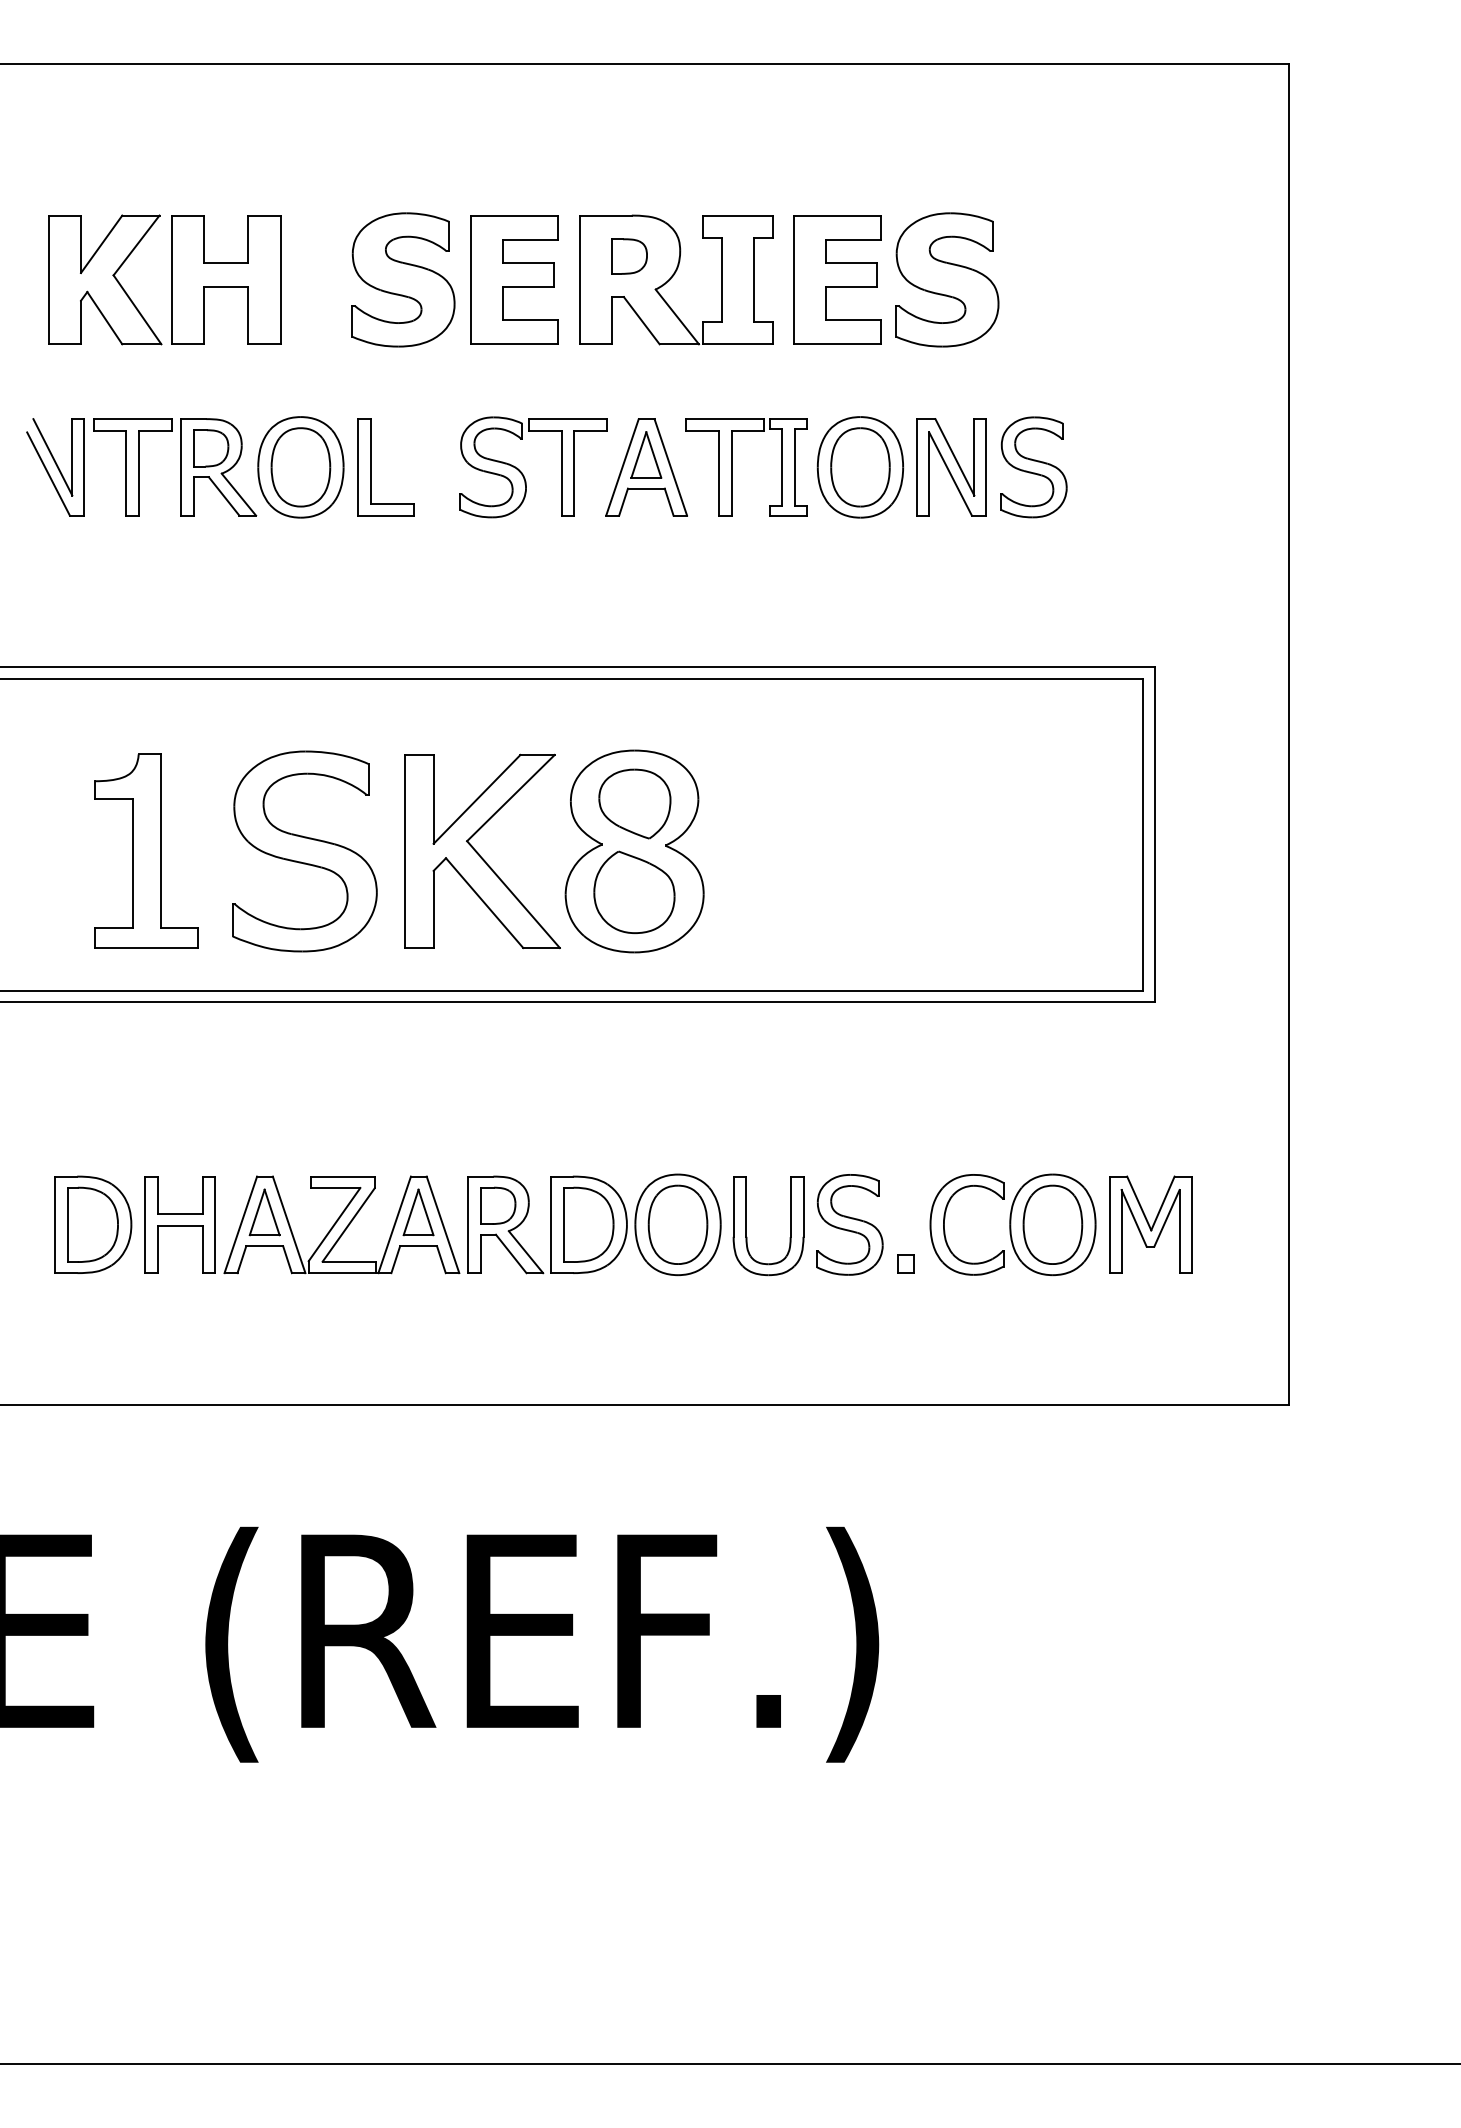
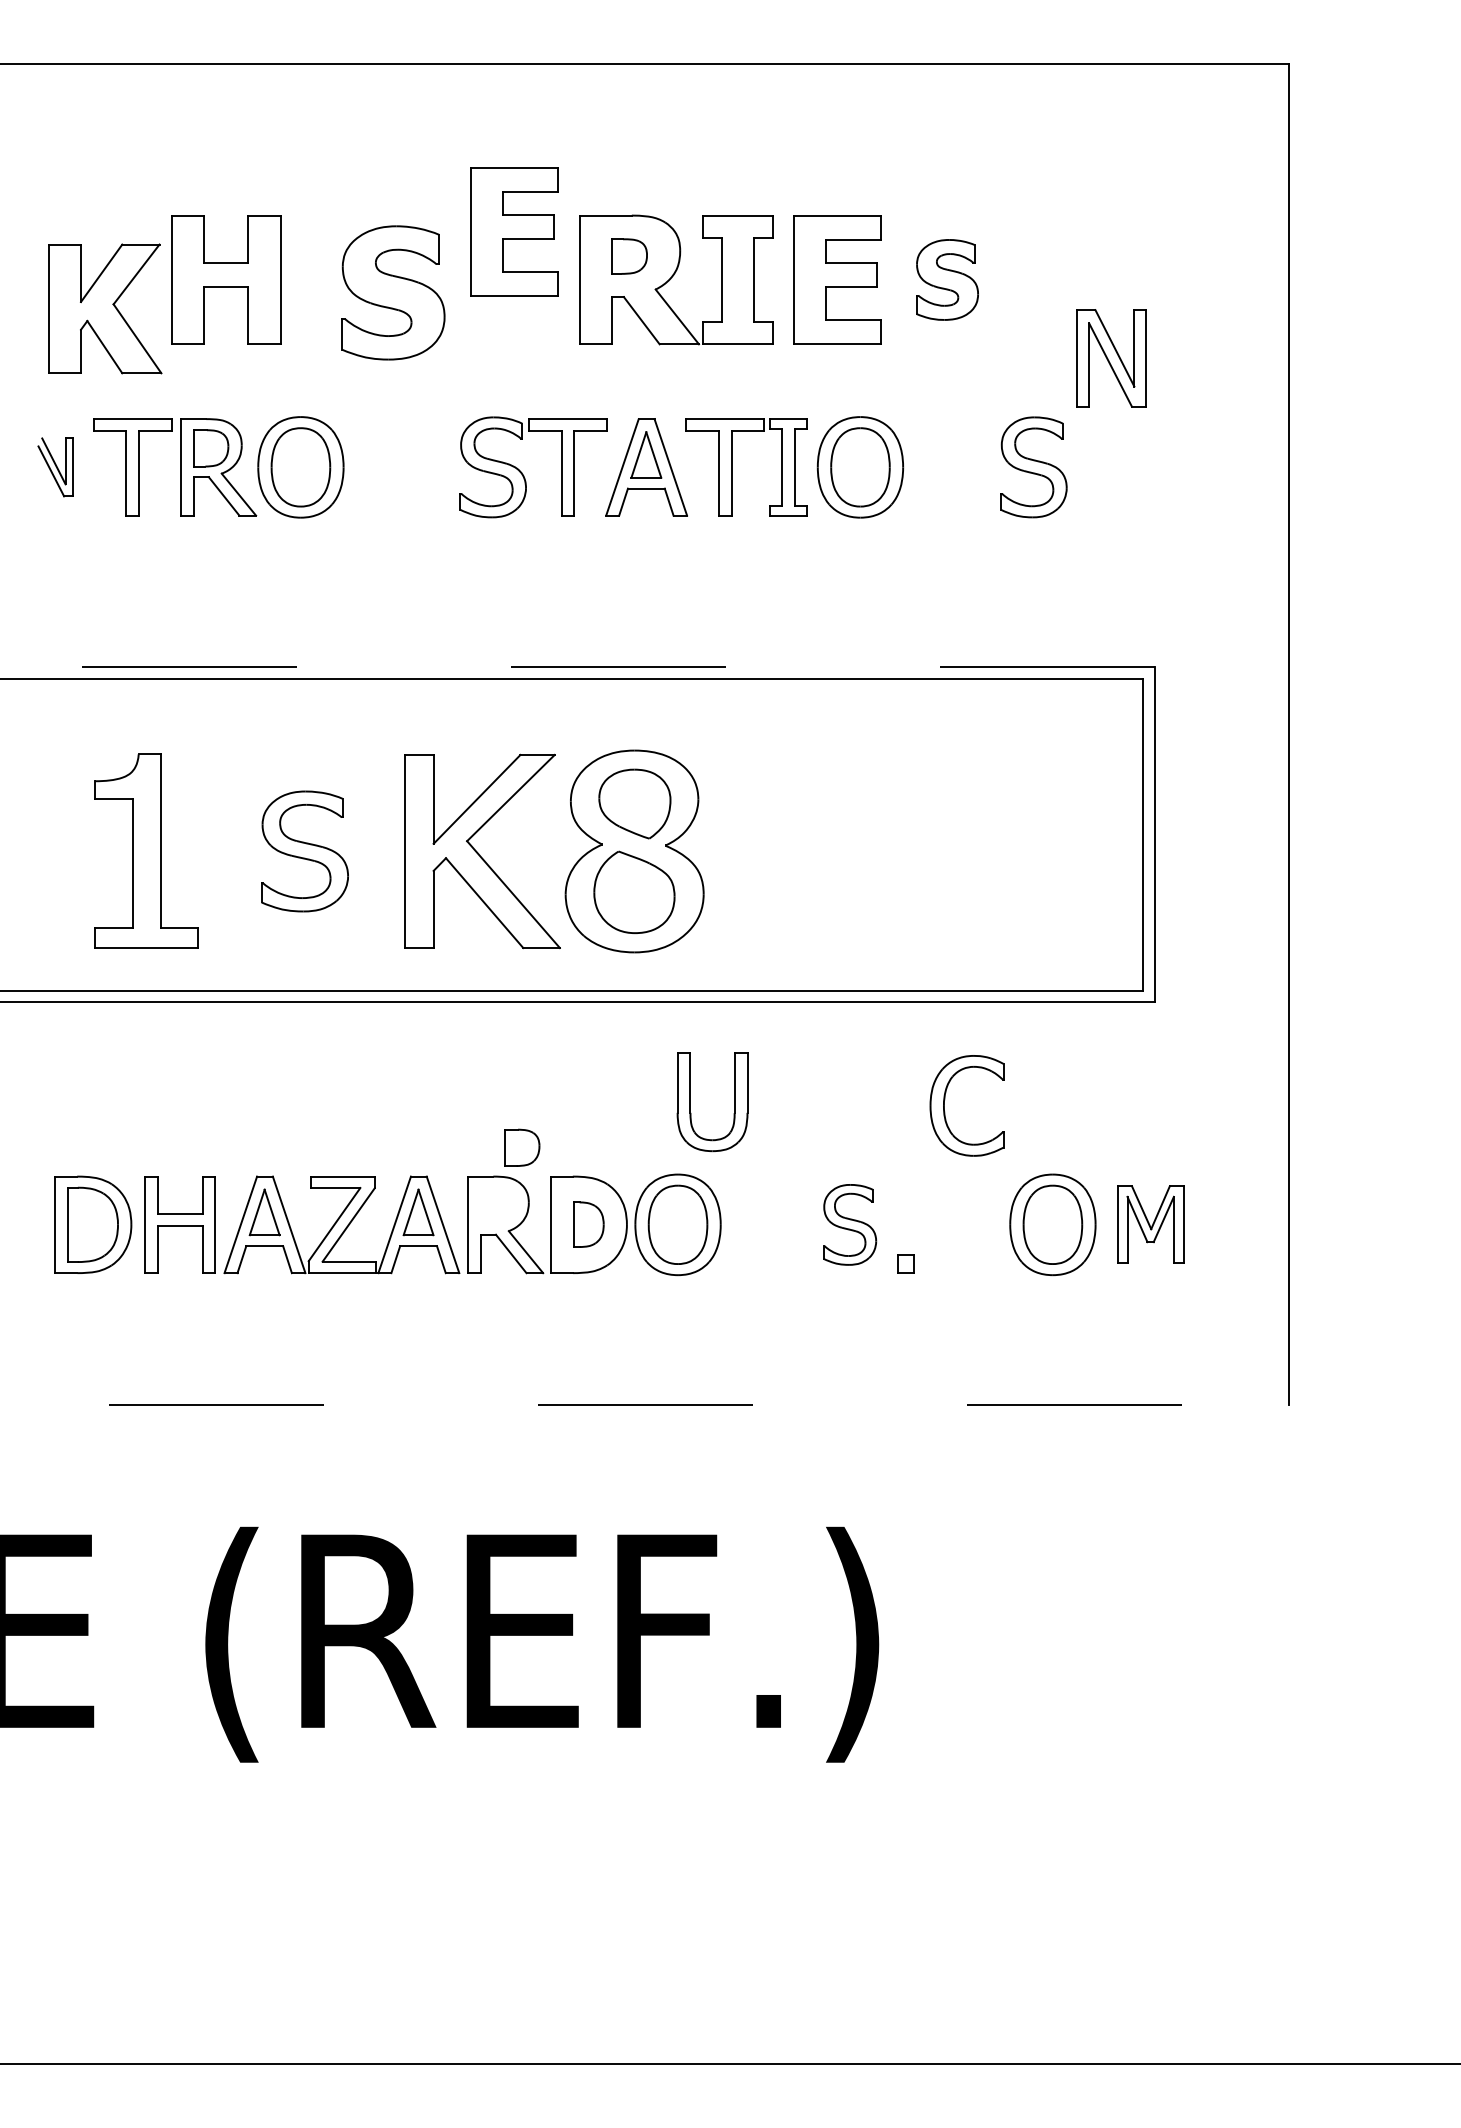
part position: (105, 279) -> (105, 308) (105, 308)
part position: (403, 279) -> (393, 292) (393, 292)
part position: (514, 279) -> (514, 231) (514, 231)
part size: 105x136 px -> 63x82 px (947, 279)
part size: 59x99 px -> 37x61 px (55, 467)
part: present -> none (371, 467)
part position: (951, 467) -> (1111, 358) (1111, 358)
line: solid -> dashed (577, 667)
part size: 146x203 px -> 88x123 px (304, 851)
part position: (498, 1205) -> (522, 1147) (522, 1147)
part position: (945, 1218) -> (945, 1099) (945, 1099)
part size: 52x77 px -> 32x47 px (588, 1224)
part size: 68x102 px -> 55x82 px (850, 1224)
part size: 84x99 px -> 68x79 px (1150, 1224)
part position: (746, 1226) -> (690, 1102) (690, 1102)
line: solid -> dashed (644, 1404)
